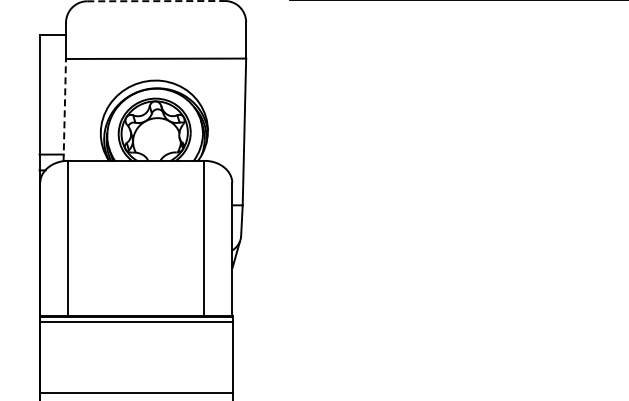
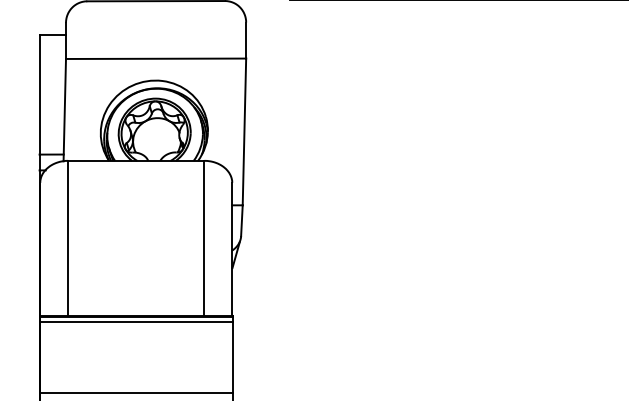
line: dashed -> solid (156, 1)
line: dashed -> solid (64, 109)
